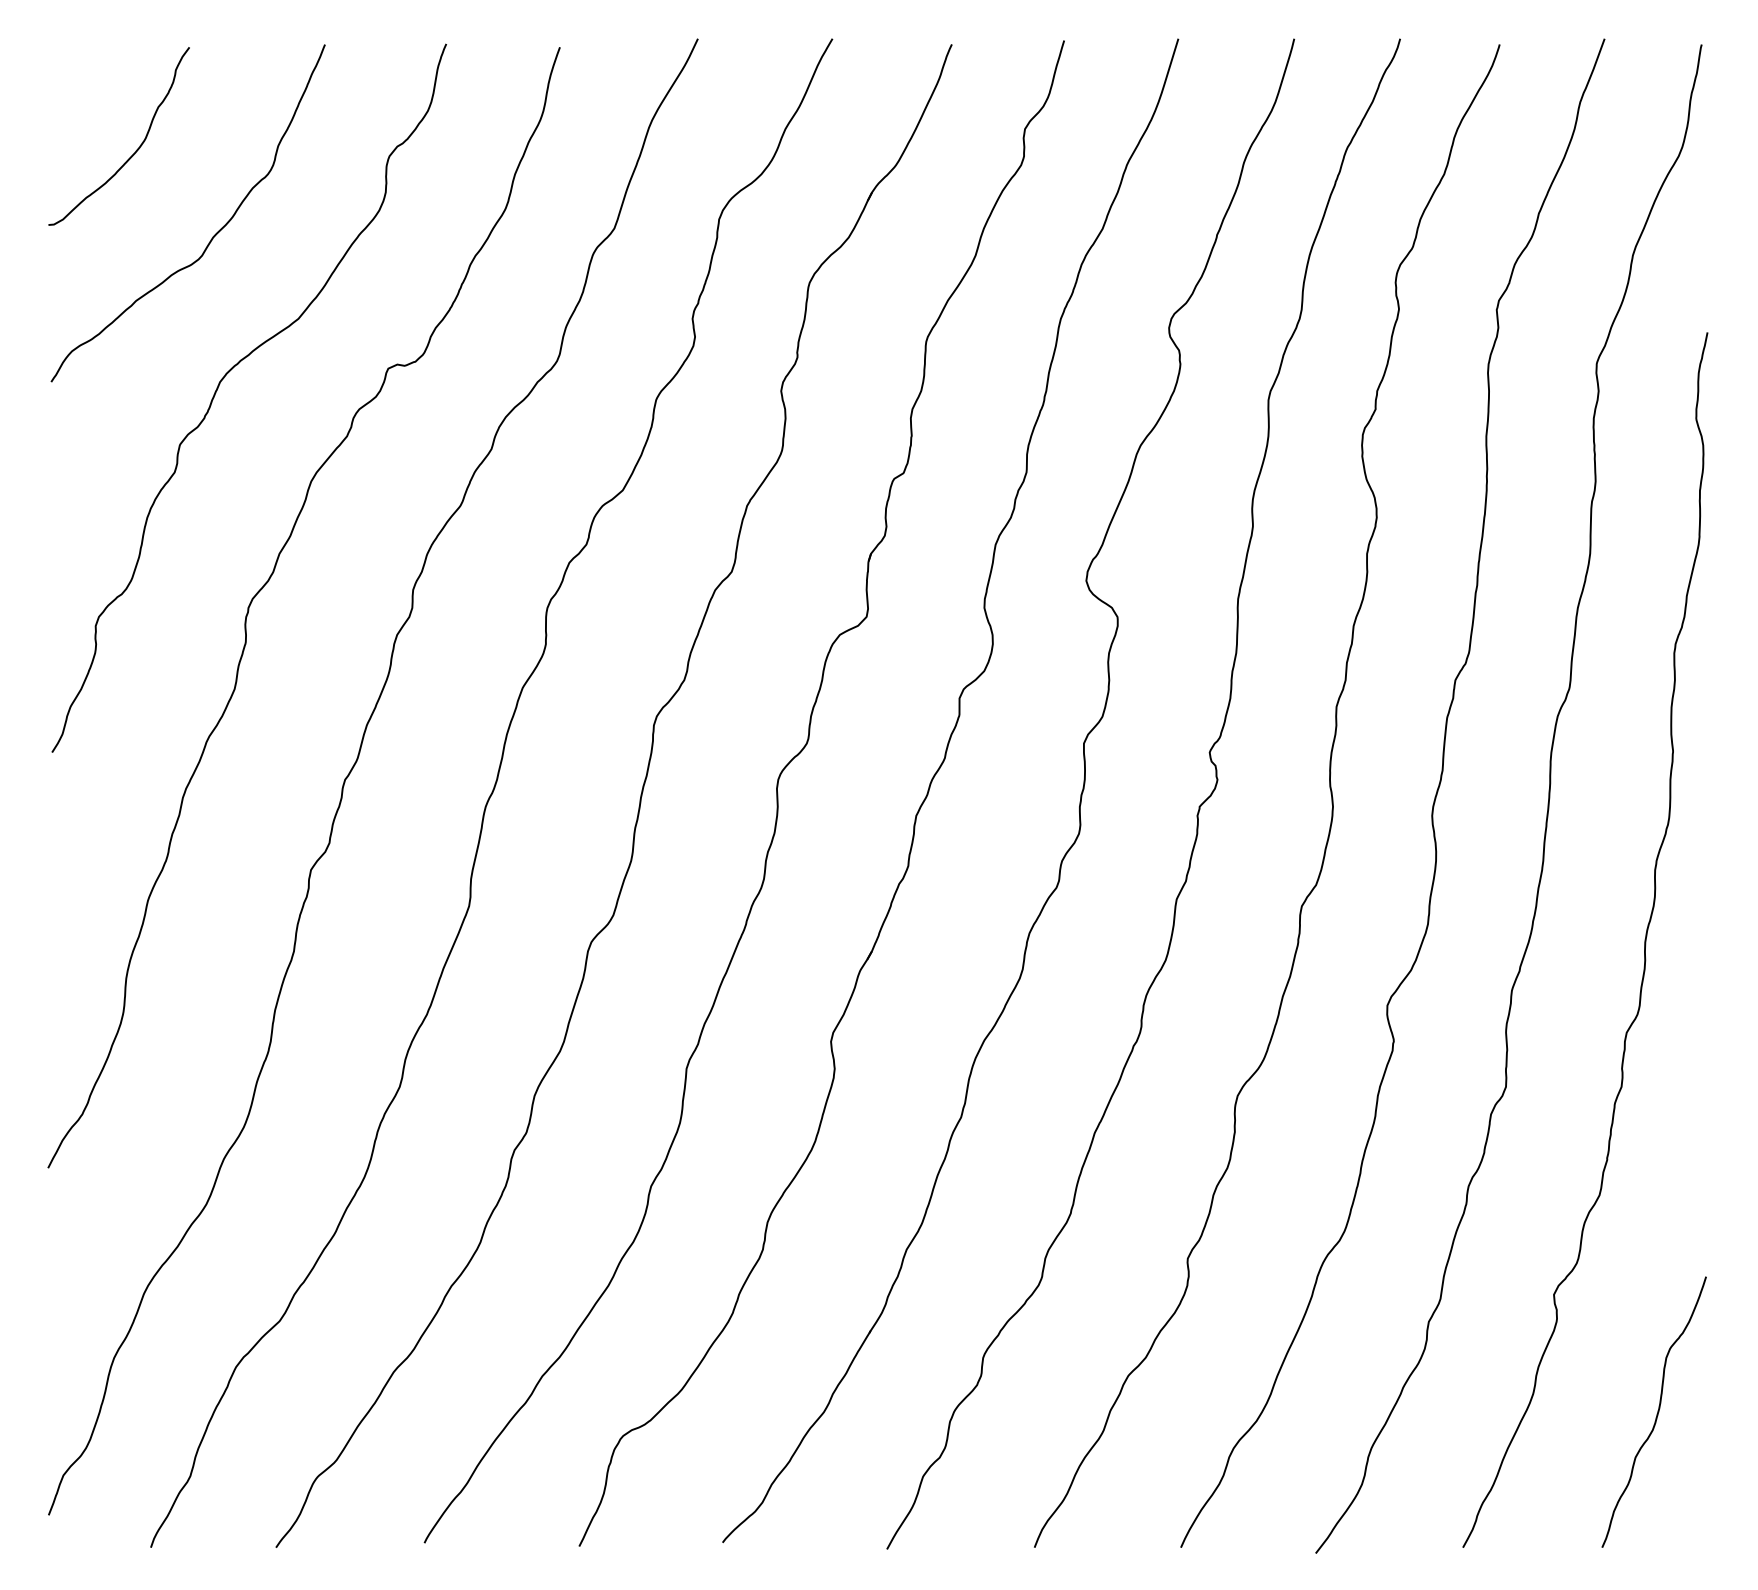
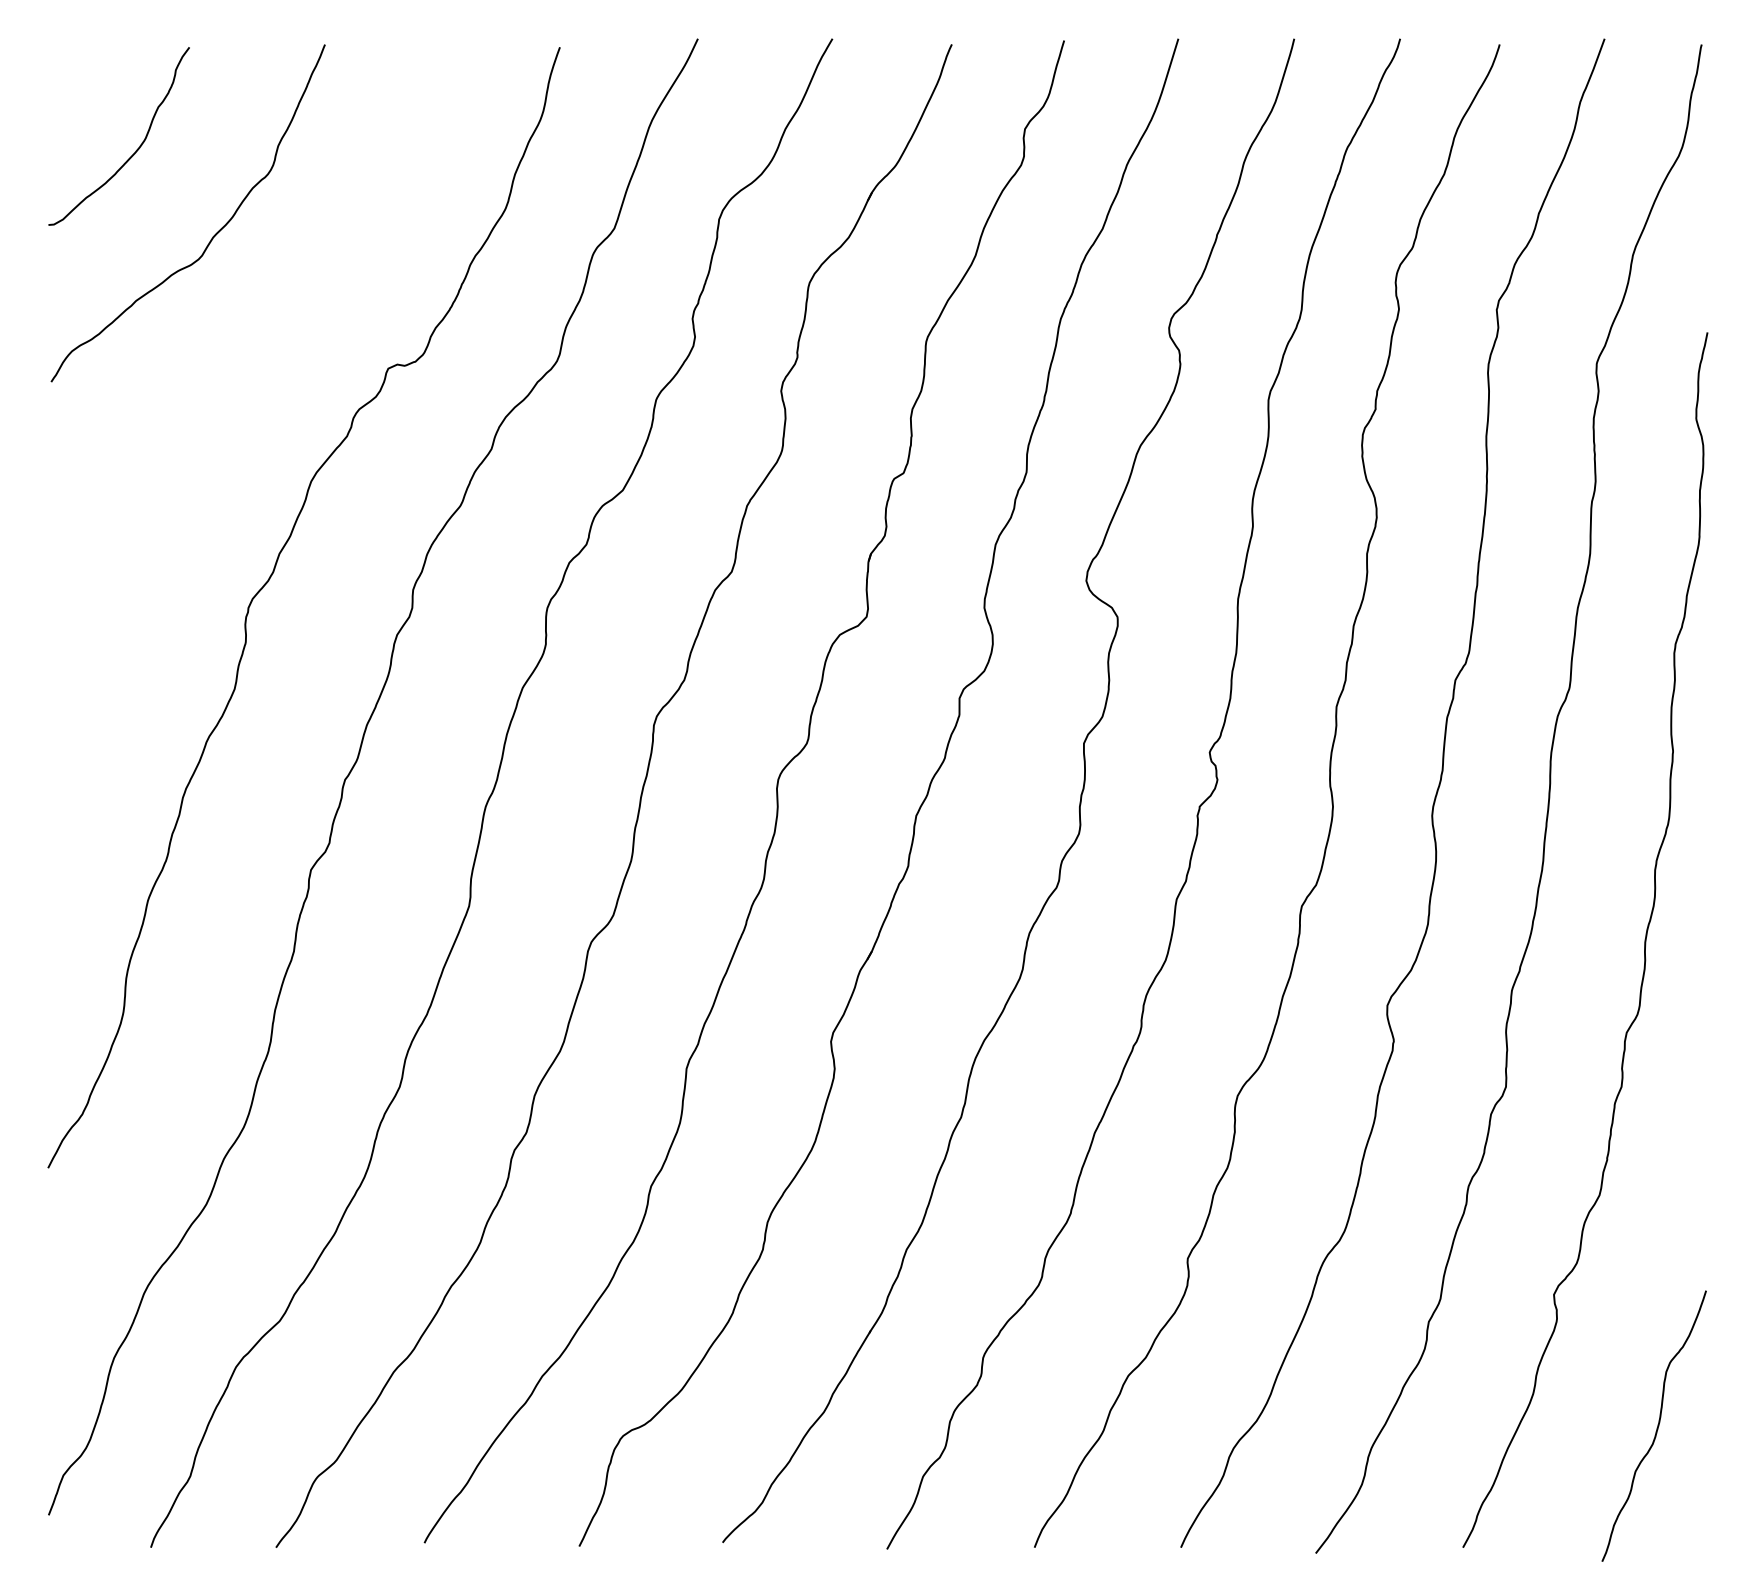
curve: present -> none (224, 378)
curve position: (1657, 1411) -> (1657, 1425) (1657, 1425)
